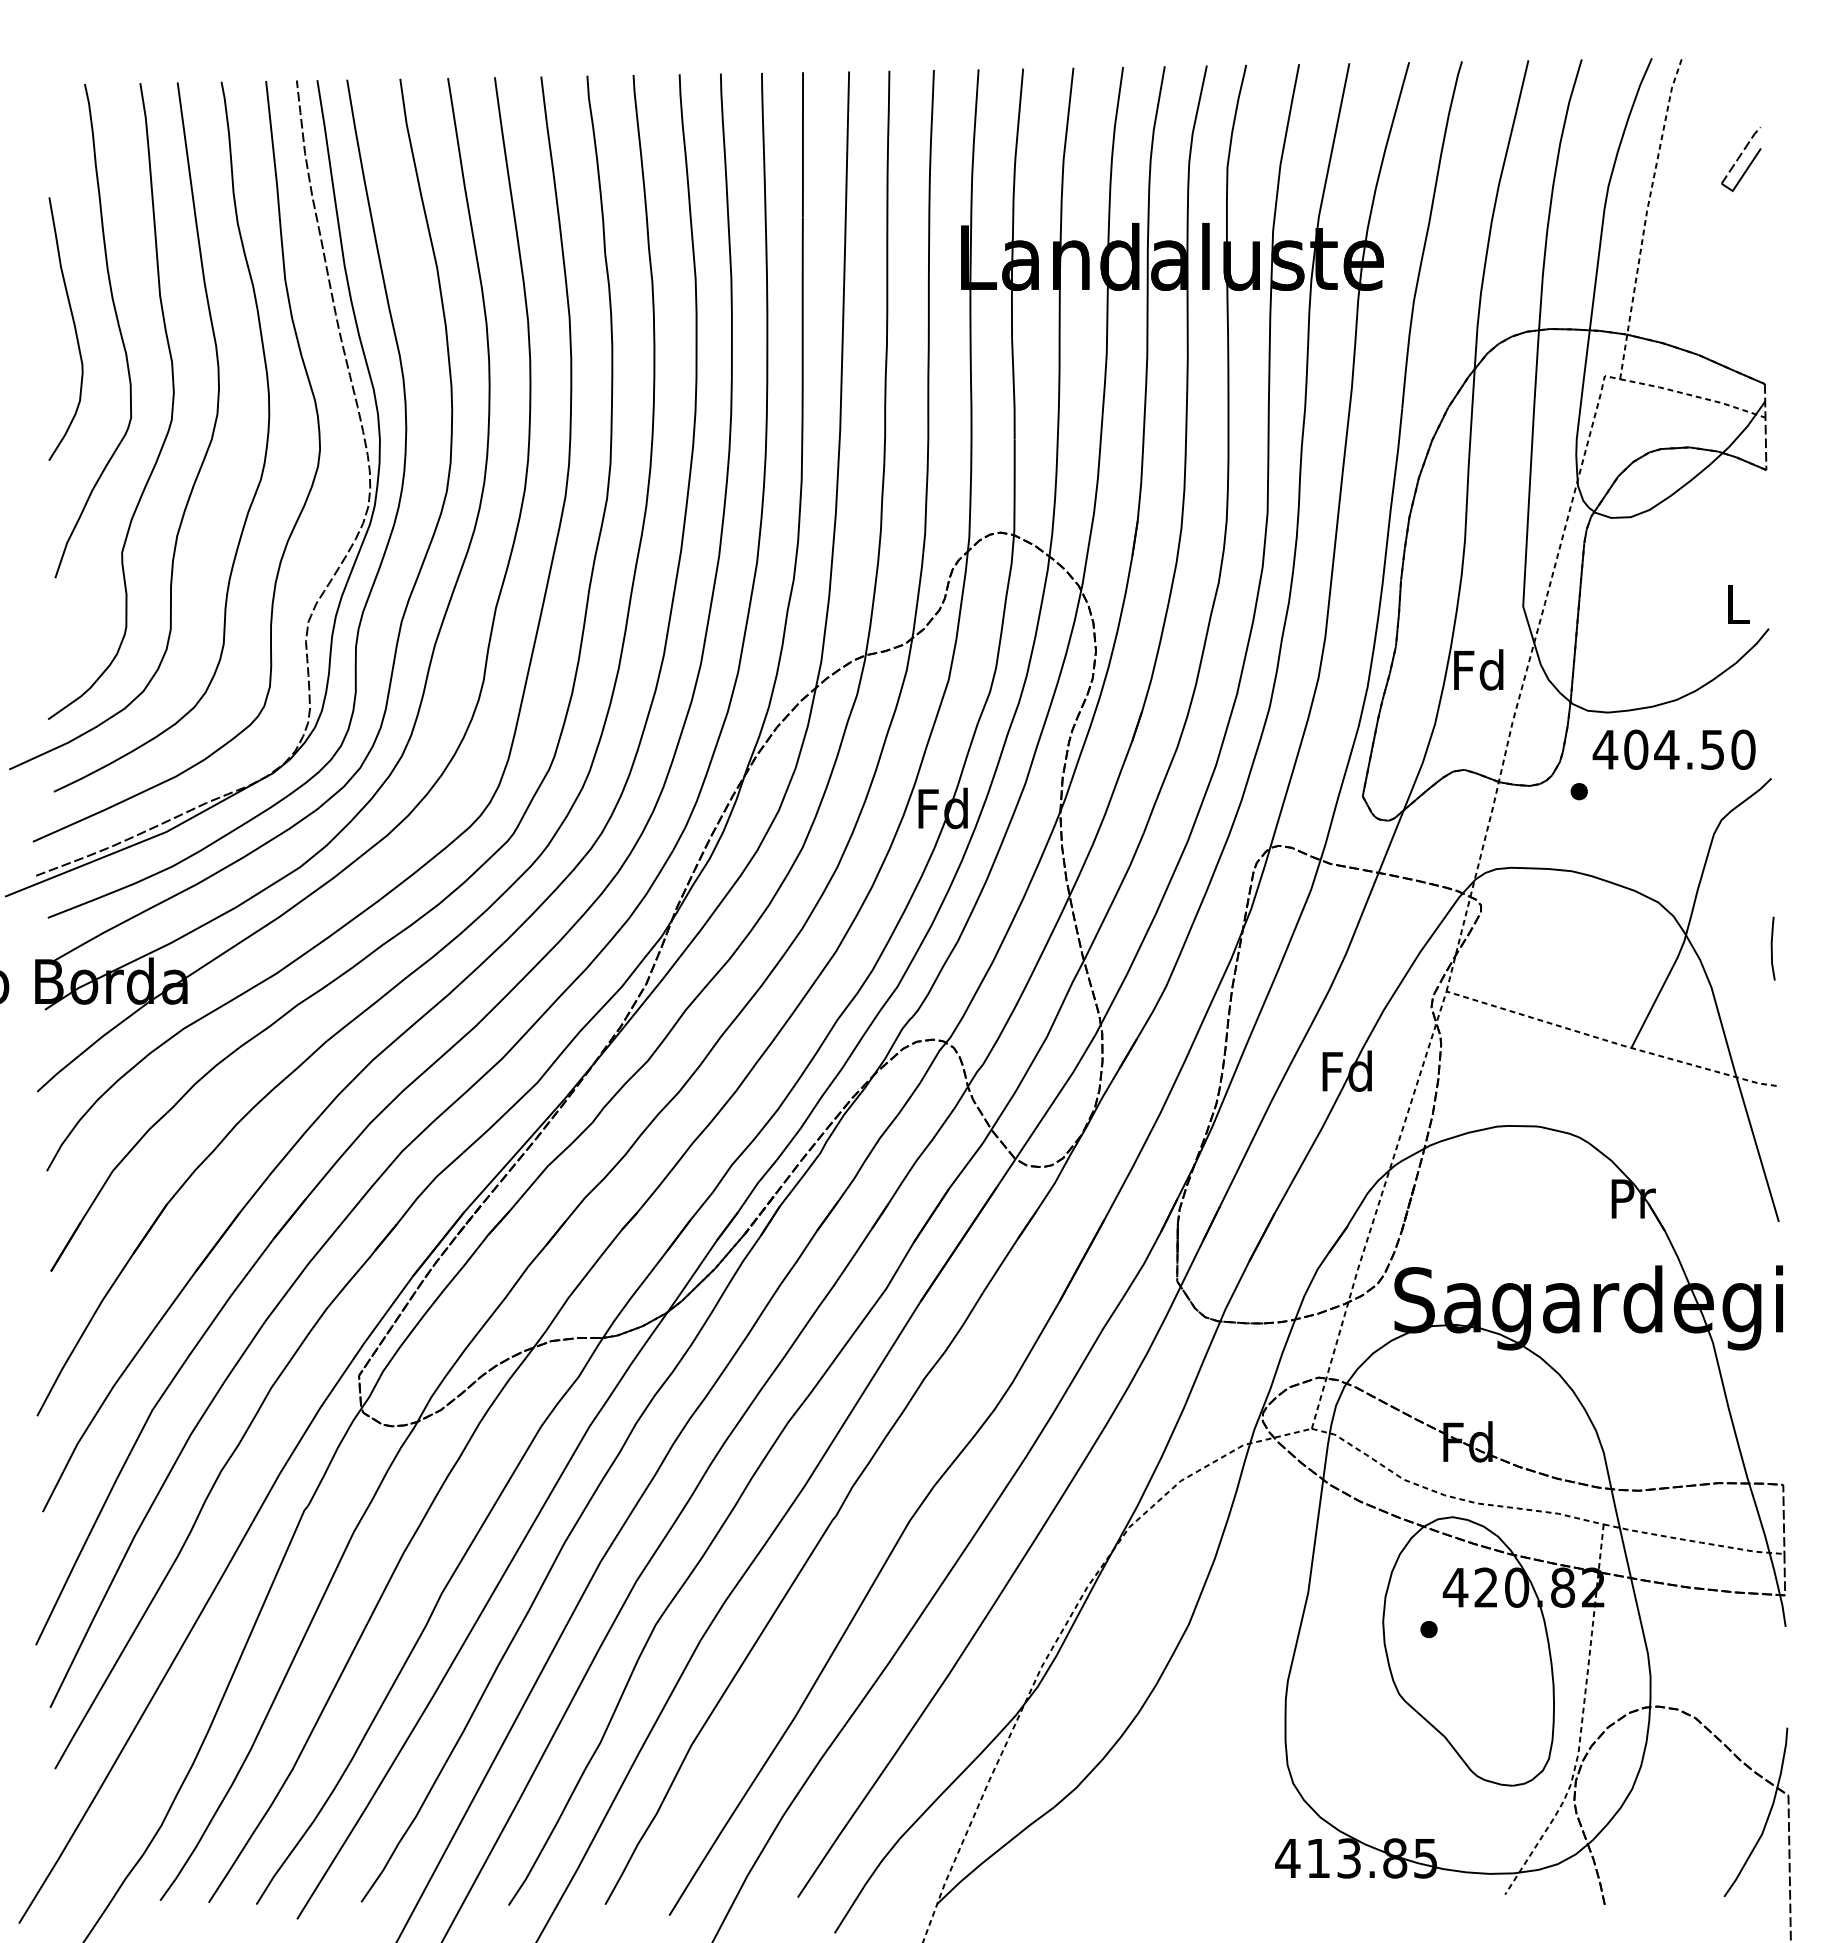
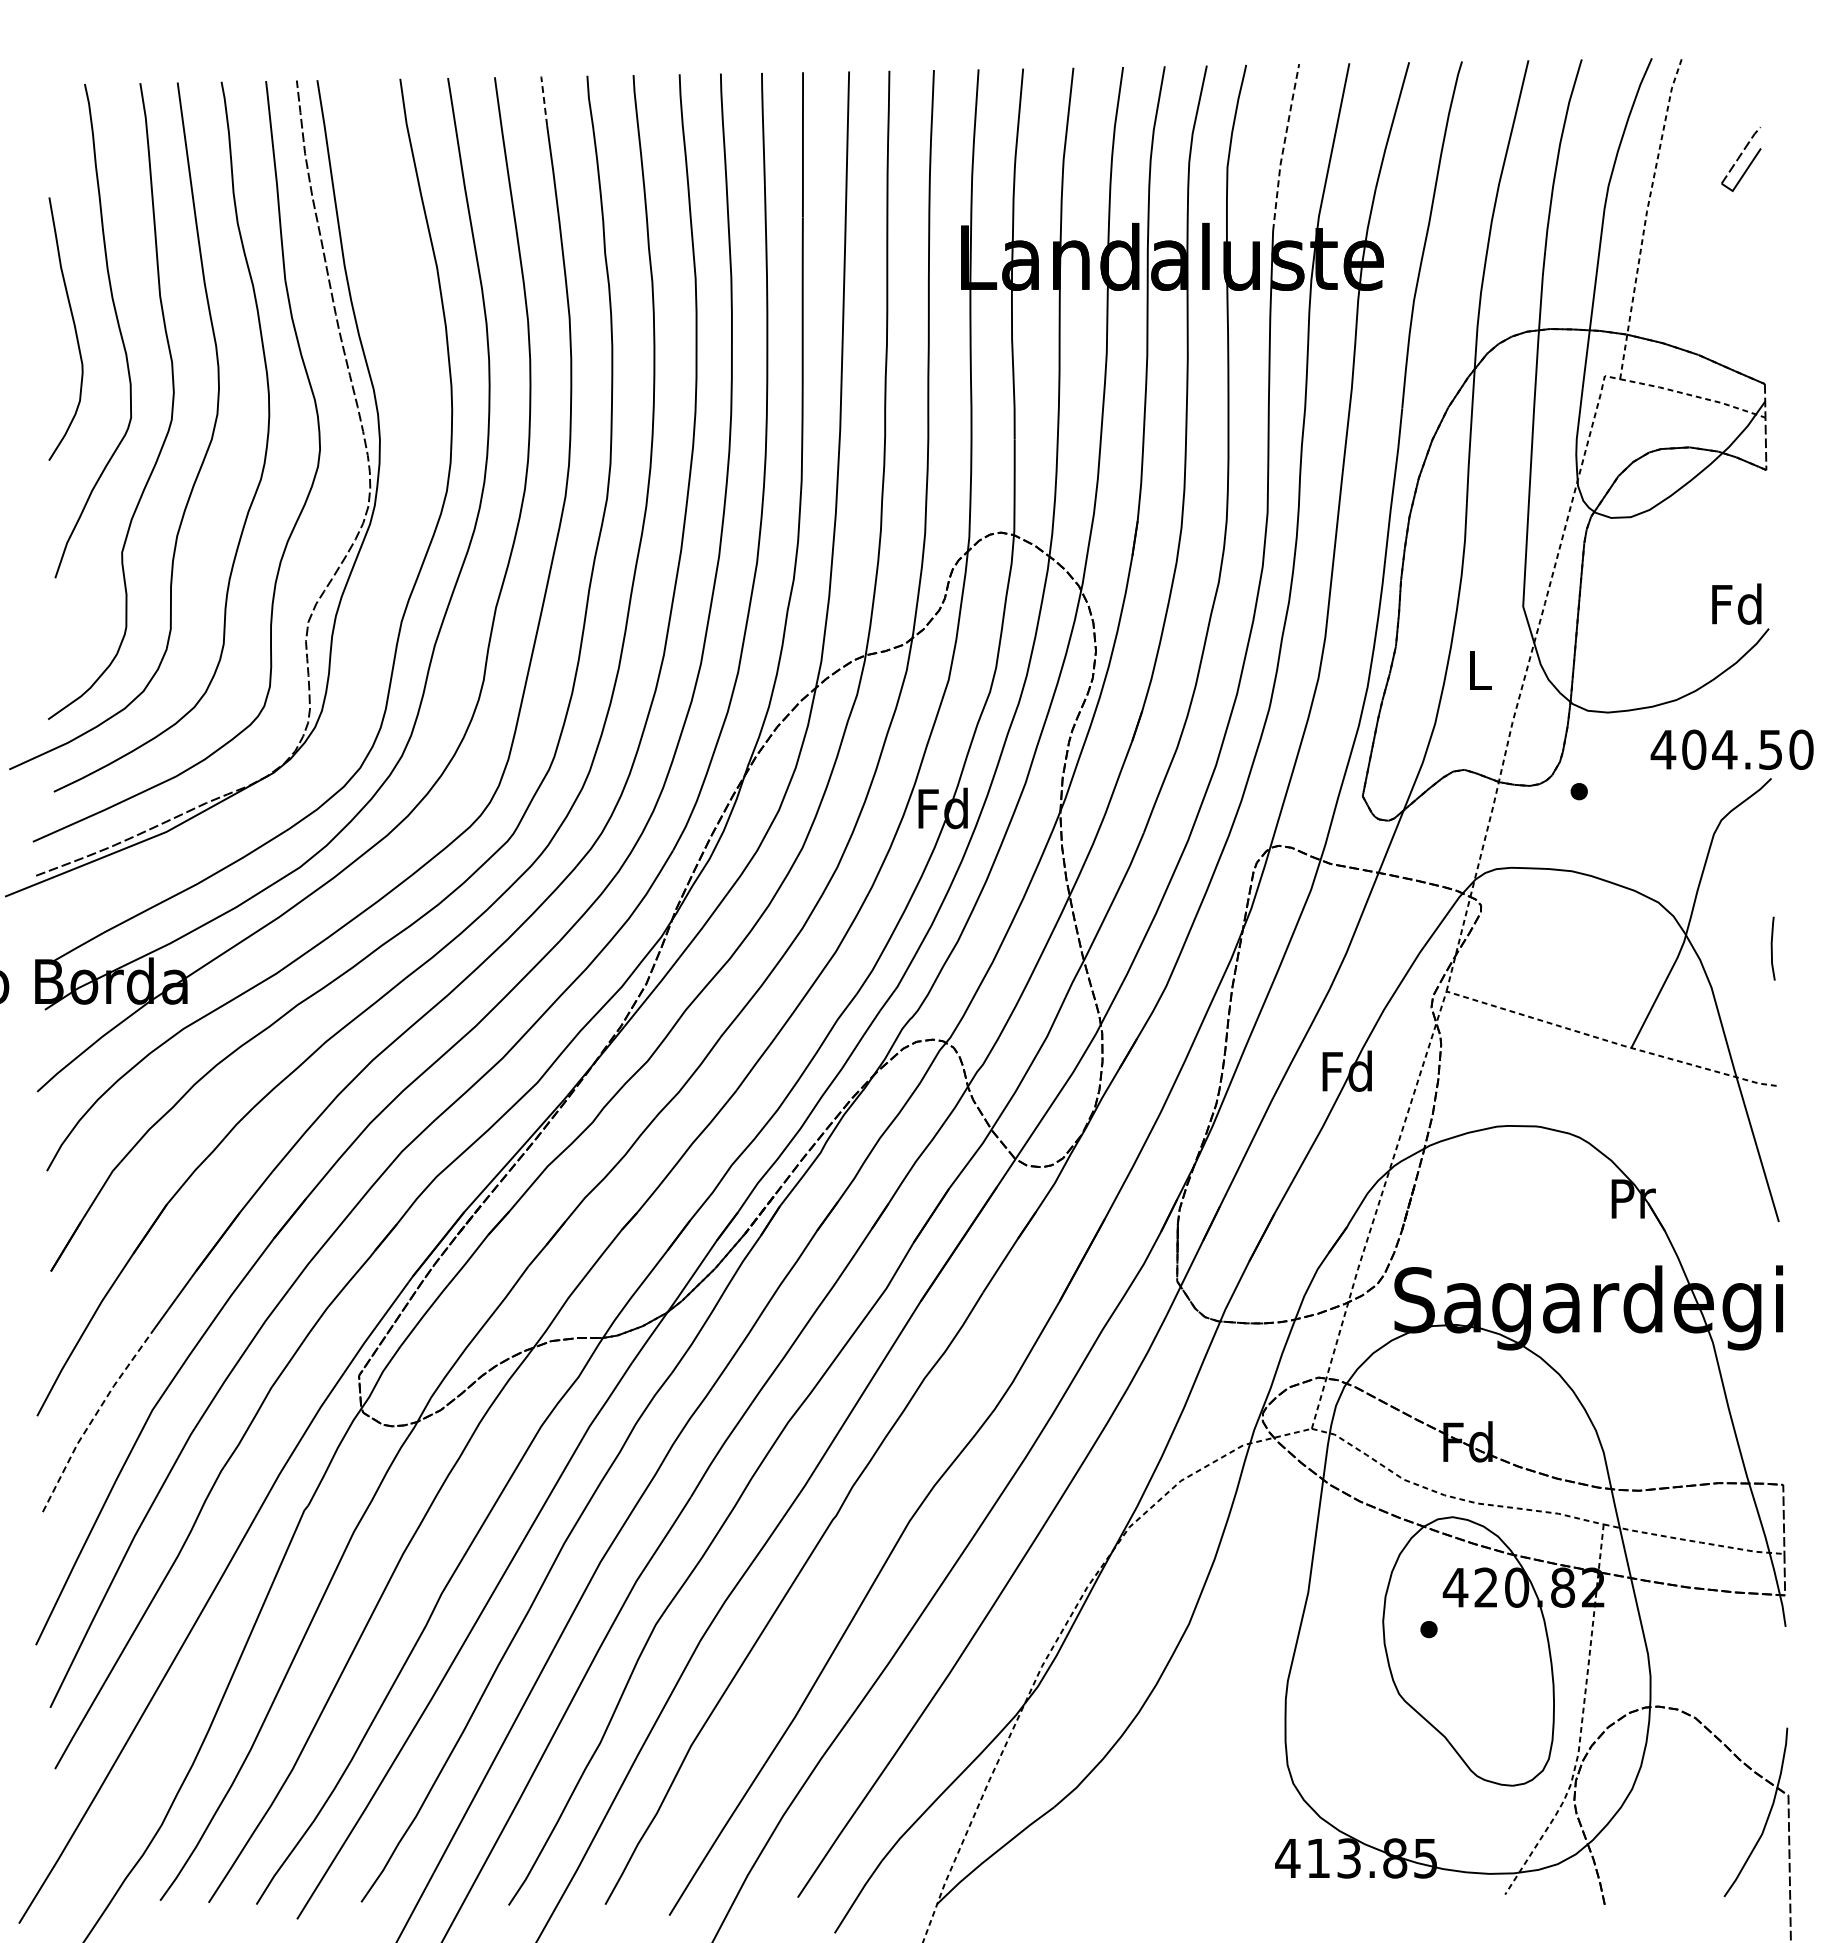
line: solid -> dashed (544, 100)
line: solid -> dashed (1283, 146)
curve: present -> none (384, 550)
text: L -> Fd (1736, 603)
text: Fd -> L (1478, 669)
text position: (1673, 749) -> (1731, 749) (1731, 749)
line: solid -> dashed (93, 1417)
